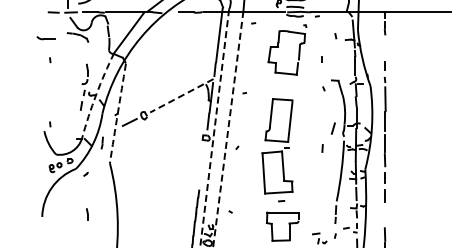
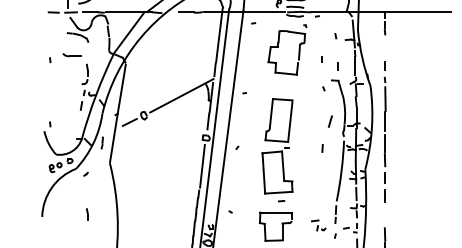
part position: (45, 38) -> (71, 55) (71, 55)
line: none -> present (337, 66)
arc: dashed -> solid (96, 94)
line: dashed -> solid (181, 95)
arc: dashed -> solid (117, 113)
line: dashed -> solid (214, 128)
line position: (333, 128) -> (330, 121) (330, 121)
line: dashed -> solid (228, 129)
line: none -> present (202, 166)
part position: (288, 224) -> (281, 224) (281, 224)
part position: (319, 238) -> (318, 225) (318, 225)
